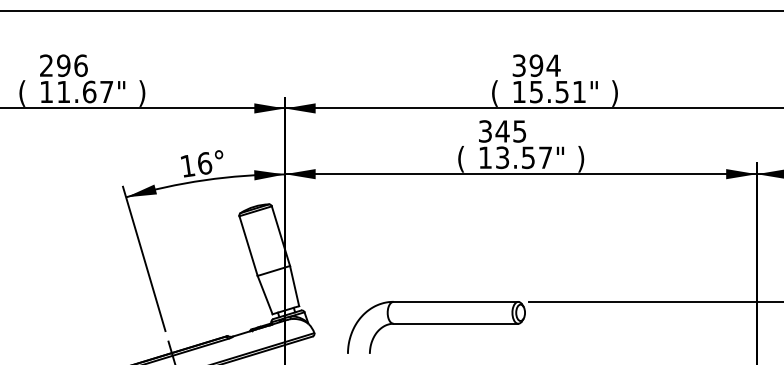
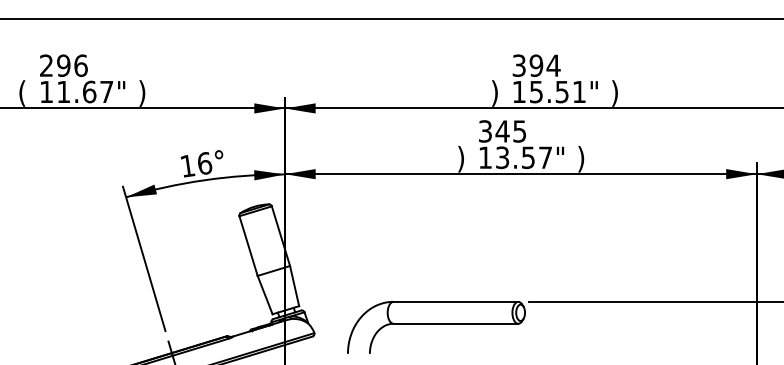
line position: (391, 11) -> (391, 19) (391, 19)
text: ( -> ) (494, 93)
text: ( -> ) (460, 159)
